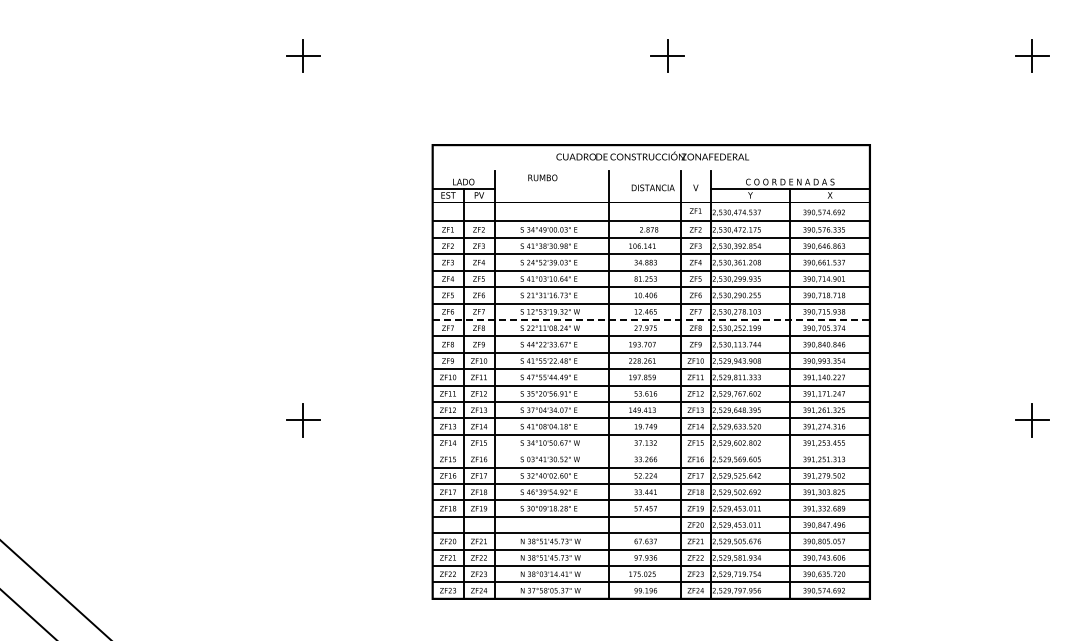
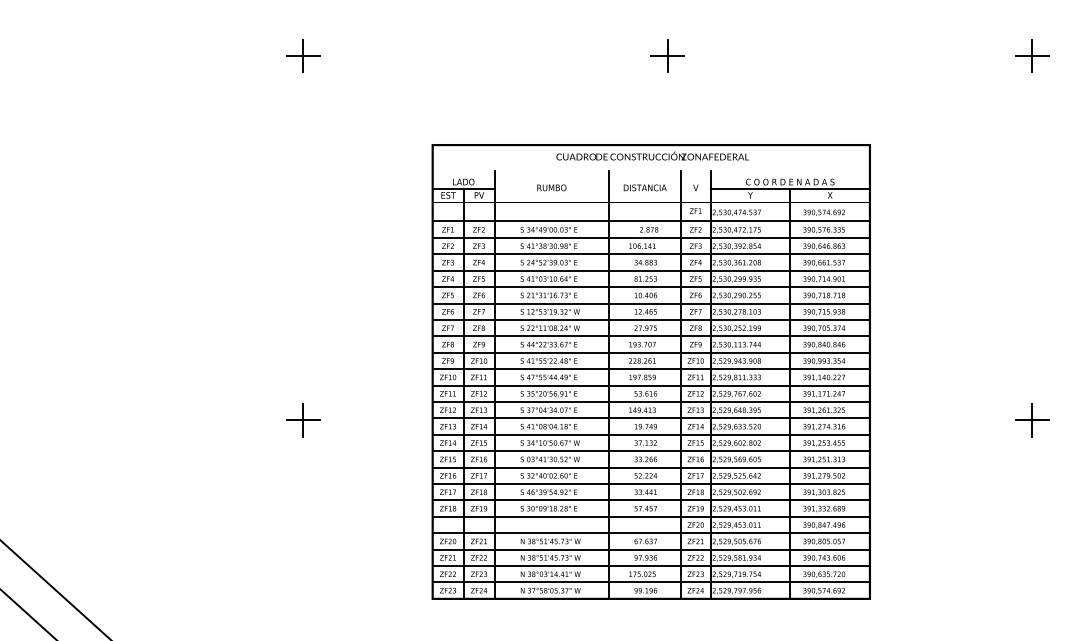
text position: (542, 177) -> (551, 187) (551, 187)
text position: (652, 187) -> (644, 187) (644, 187)
line: dashed -> solid (651, 320)
line: none -> present (650, 451)
